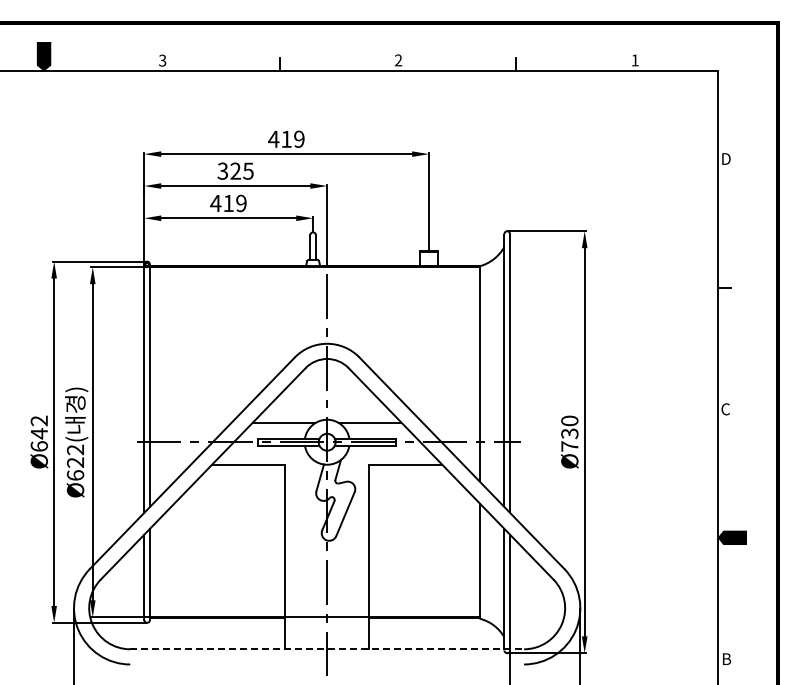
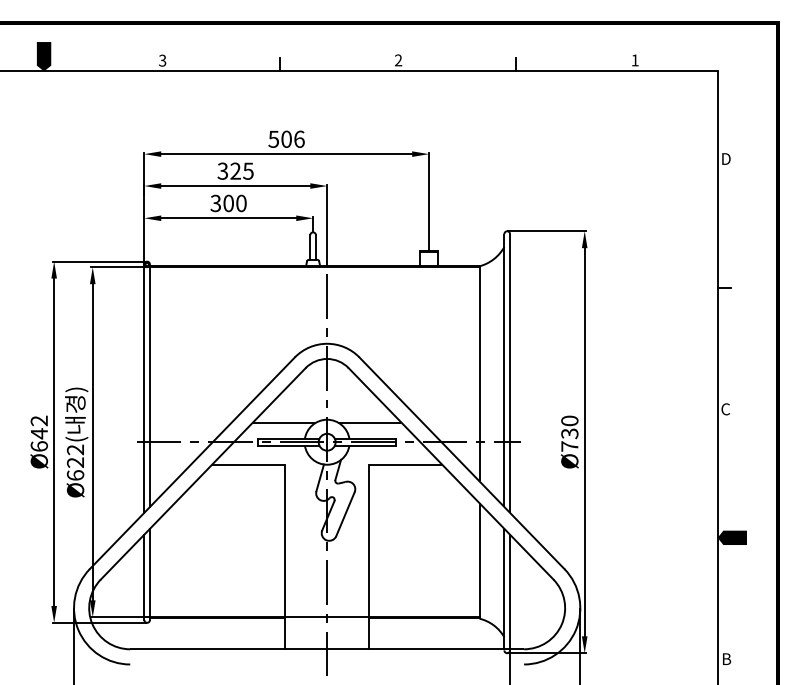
text: 419 -> 506 (286, 138)
text: 419 -> 300 (228, 203)
line: dashed -> solid (327, 649)
